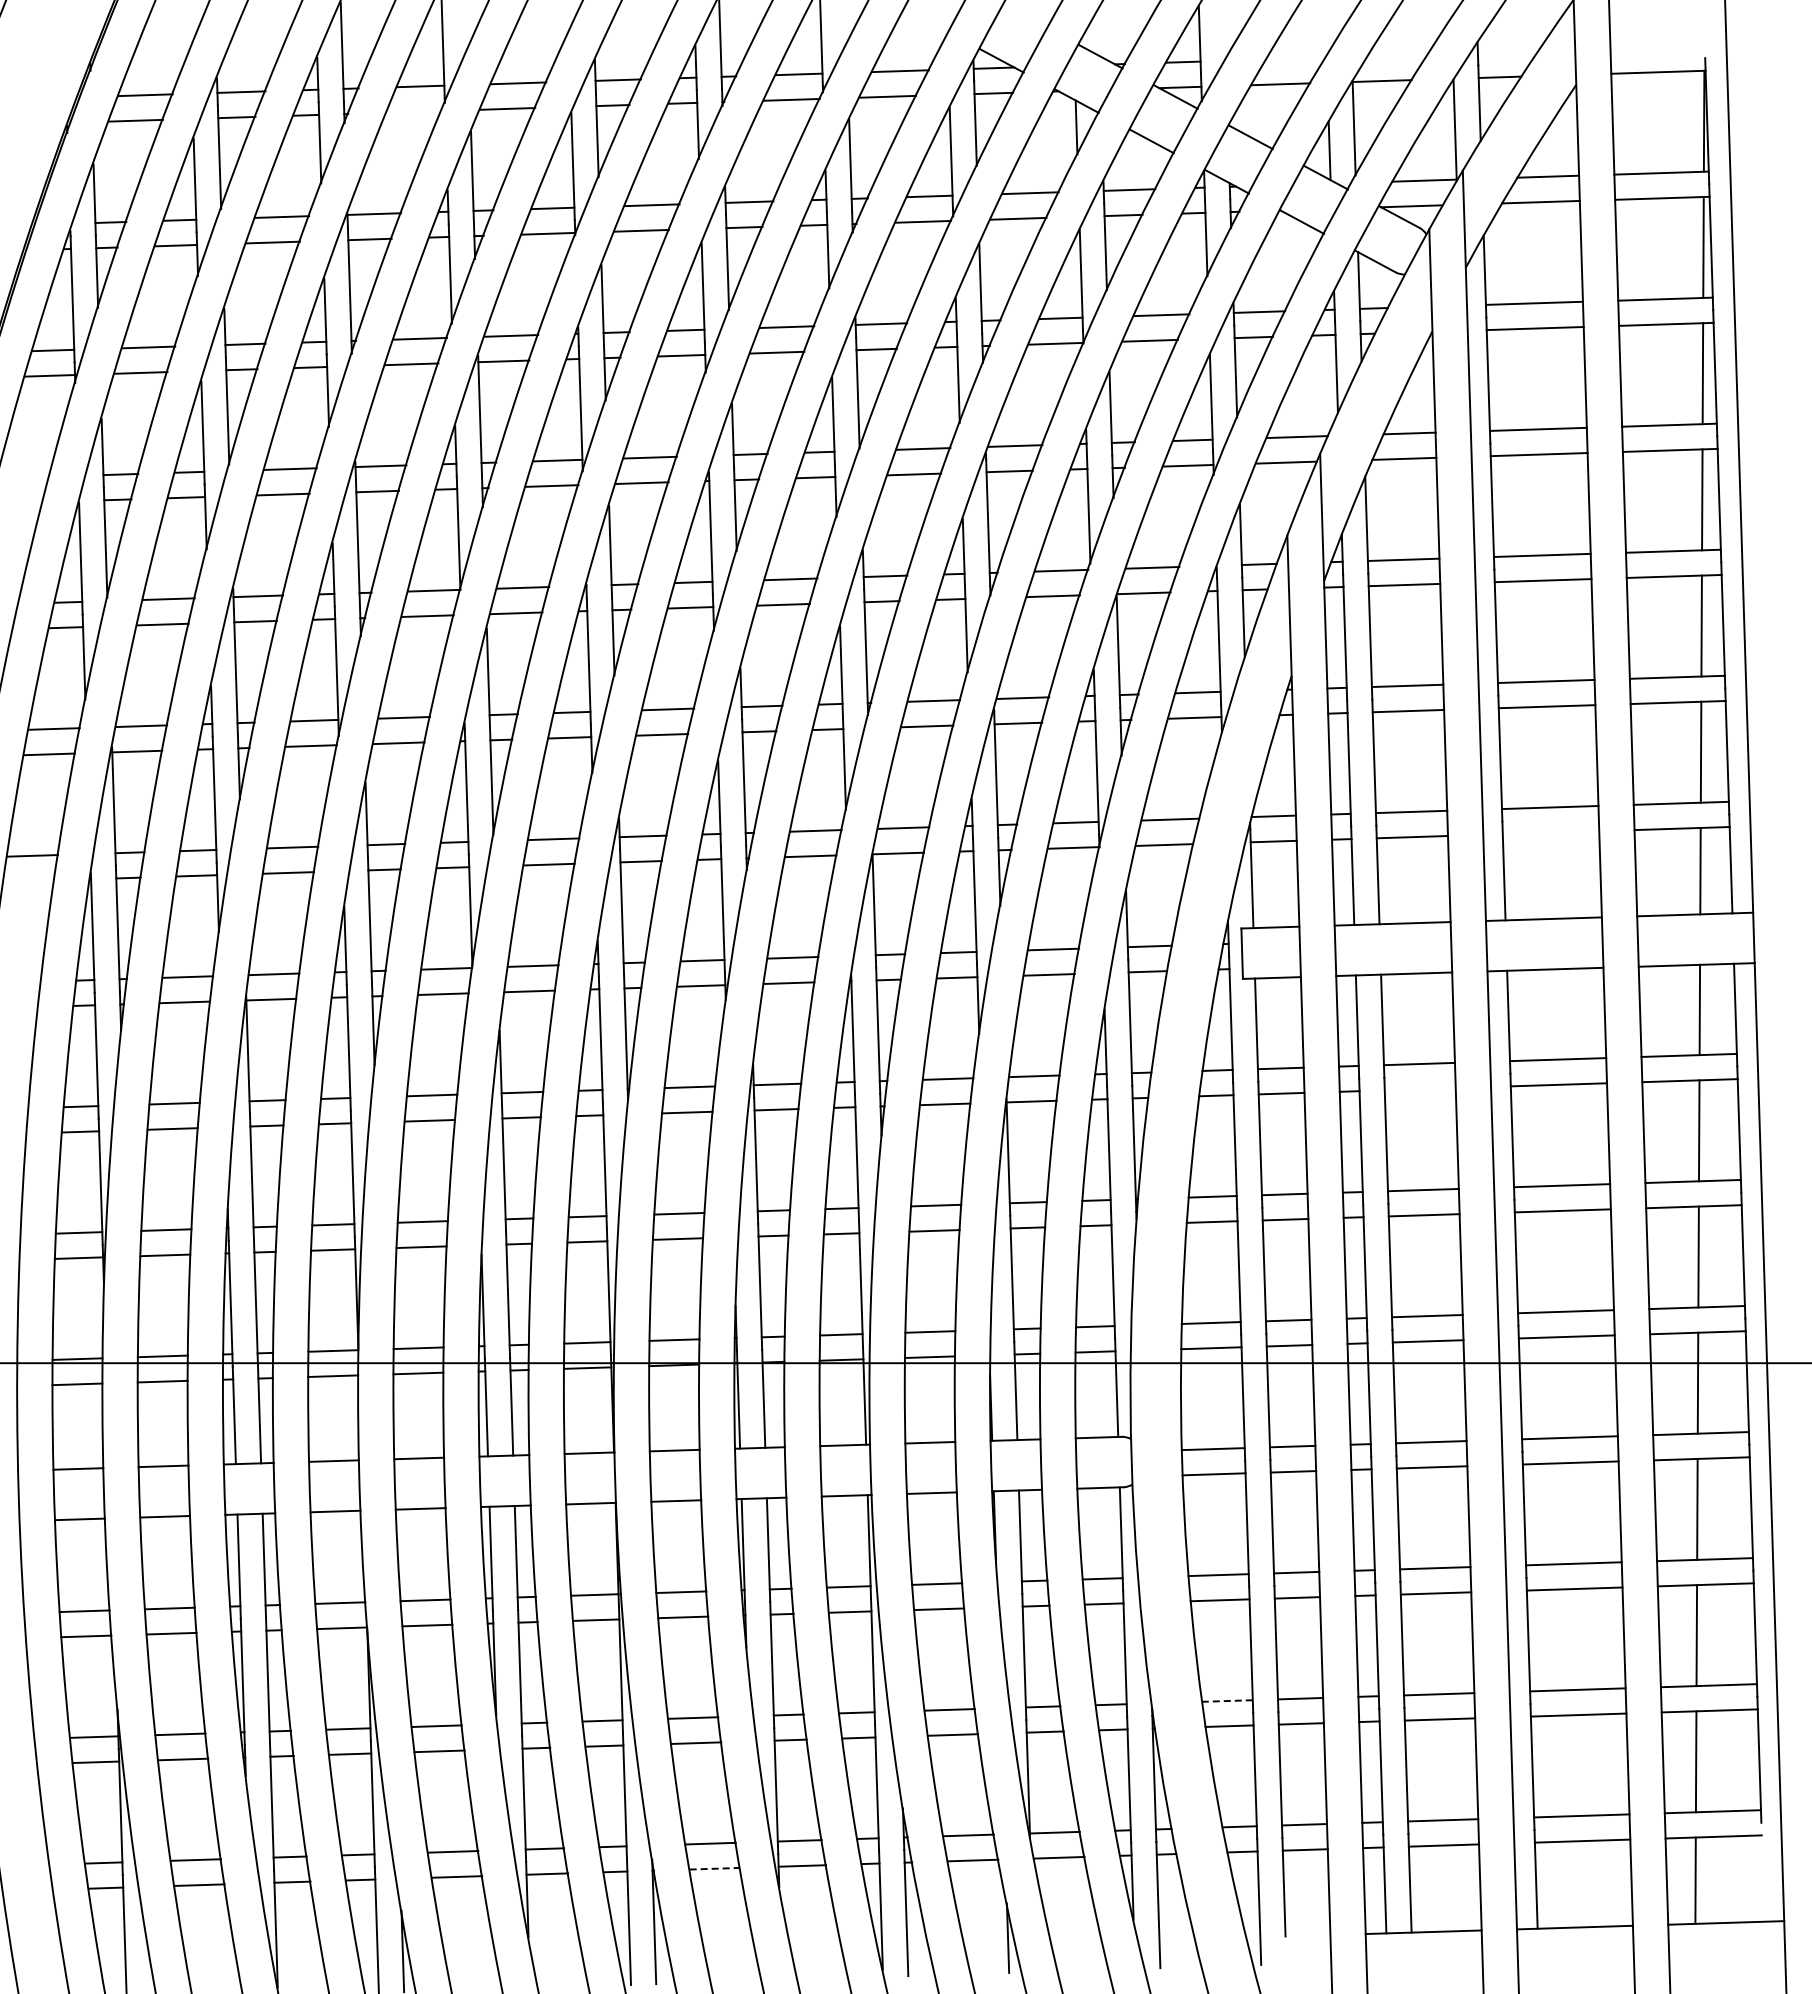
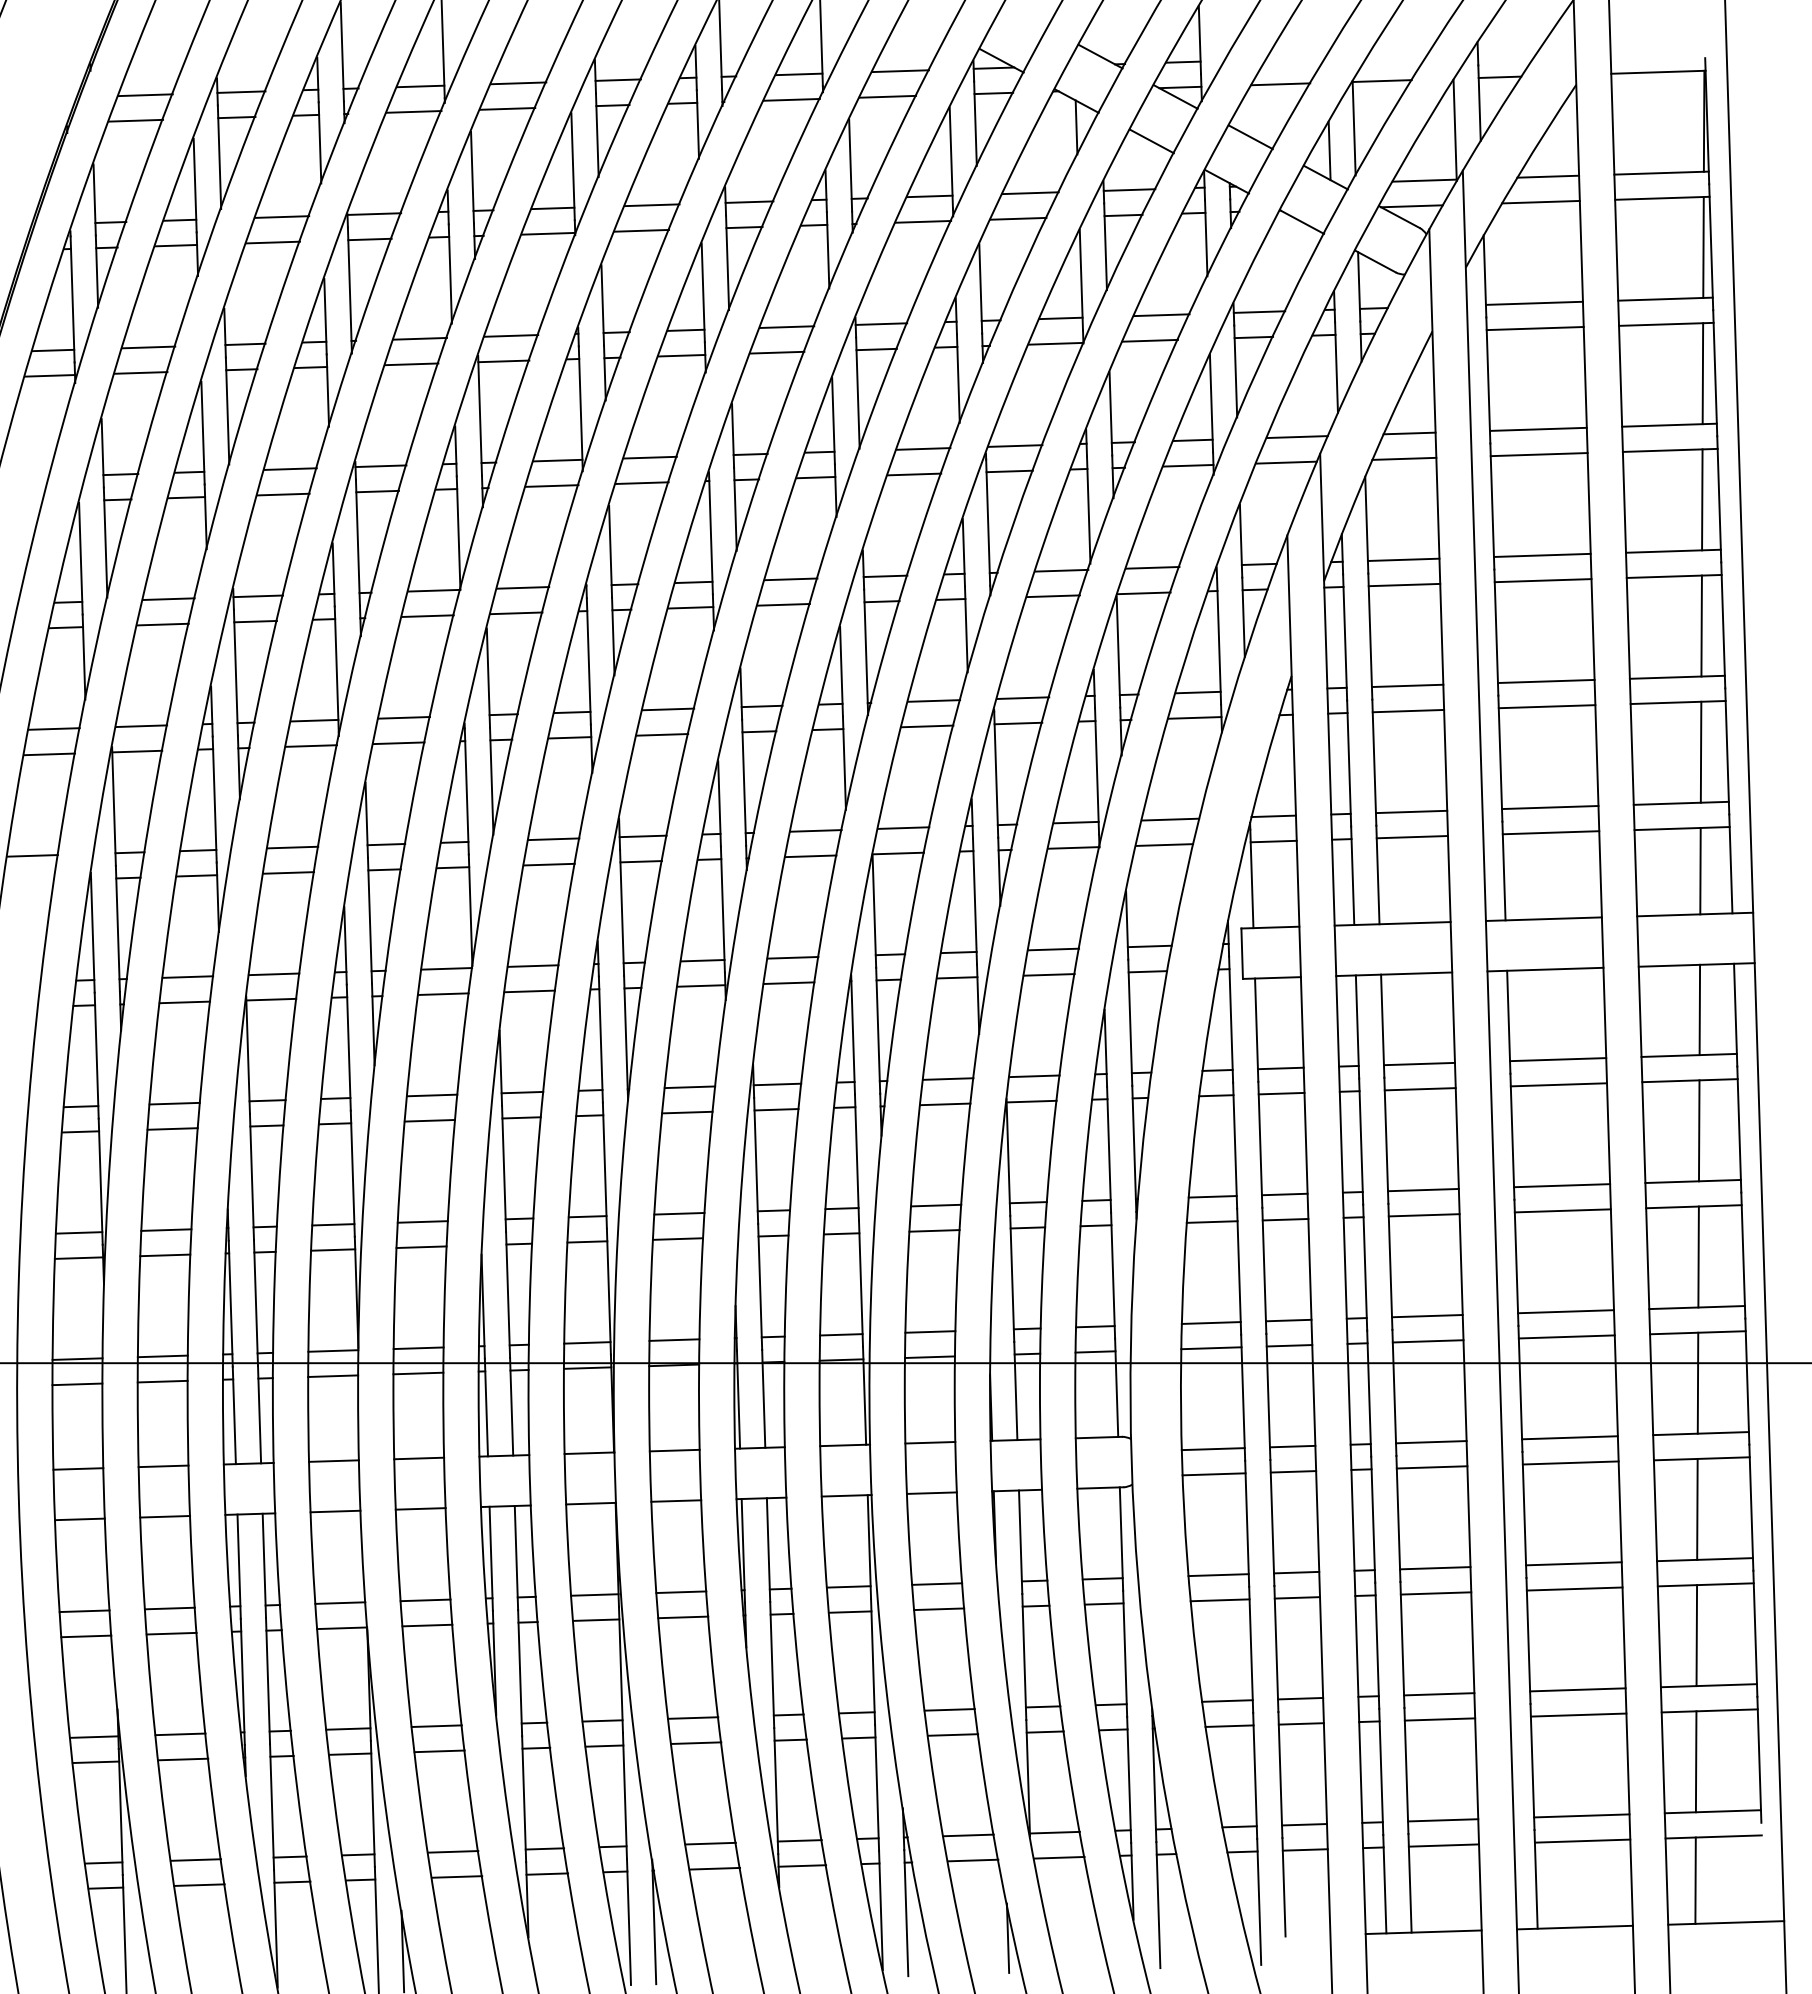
line: none -> present (413, 111)
line: none -> present (1550, 832)
line: none -> present (1419, 1089)
line: dashed -> solid (1226, 1701)
line: dashed -> solid (715, 1868)
